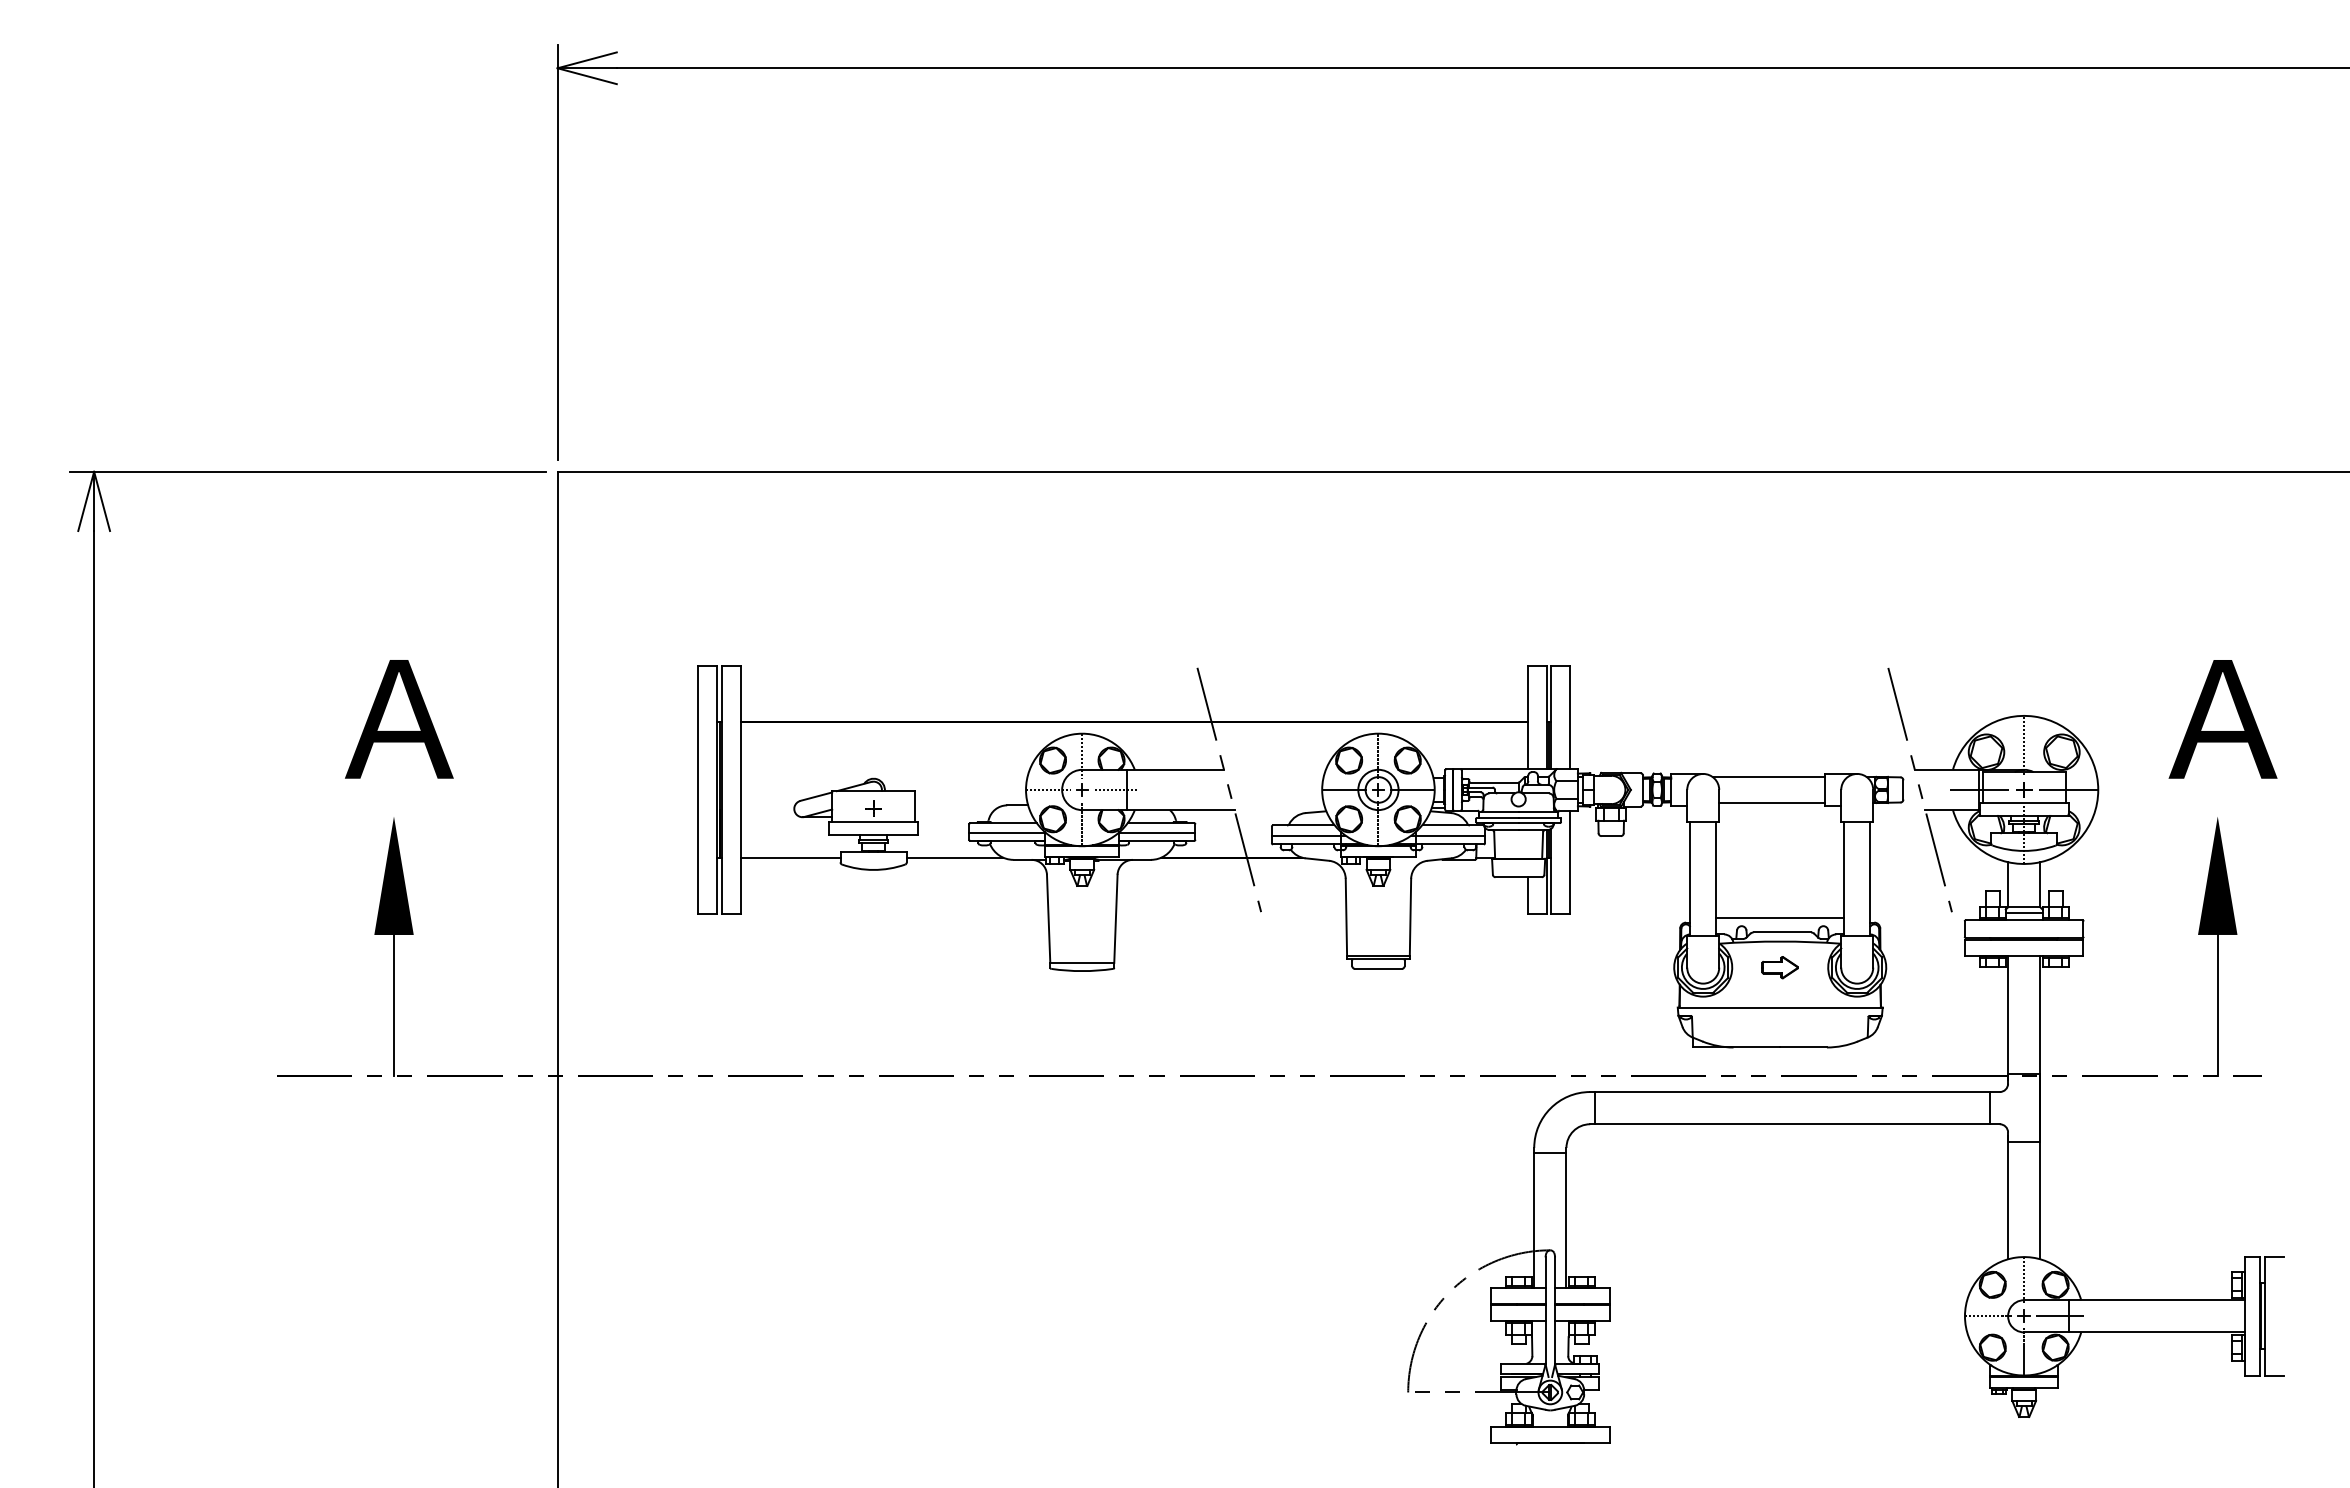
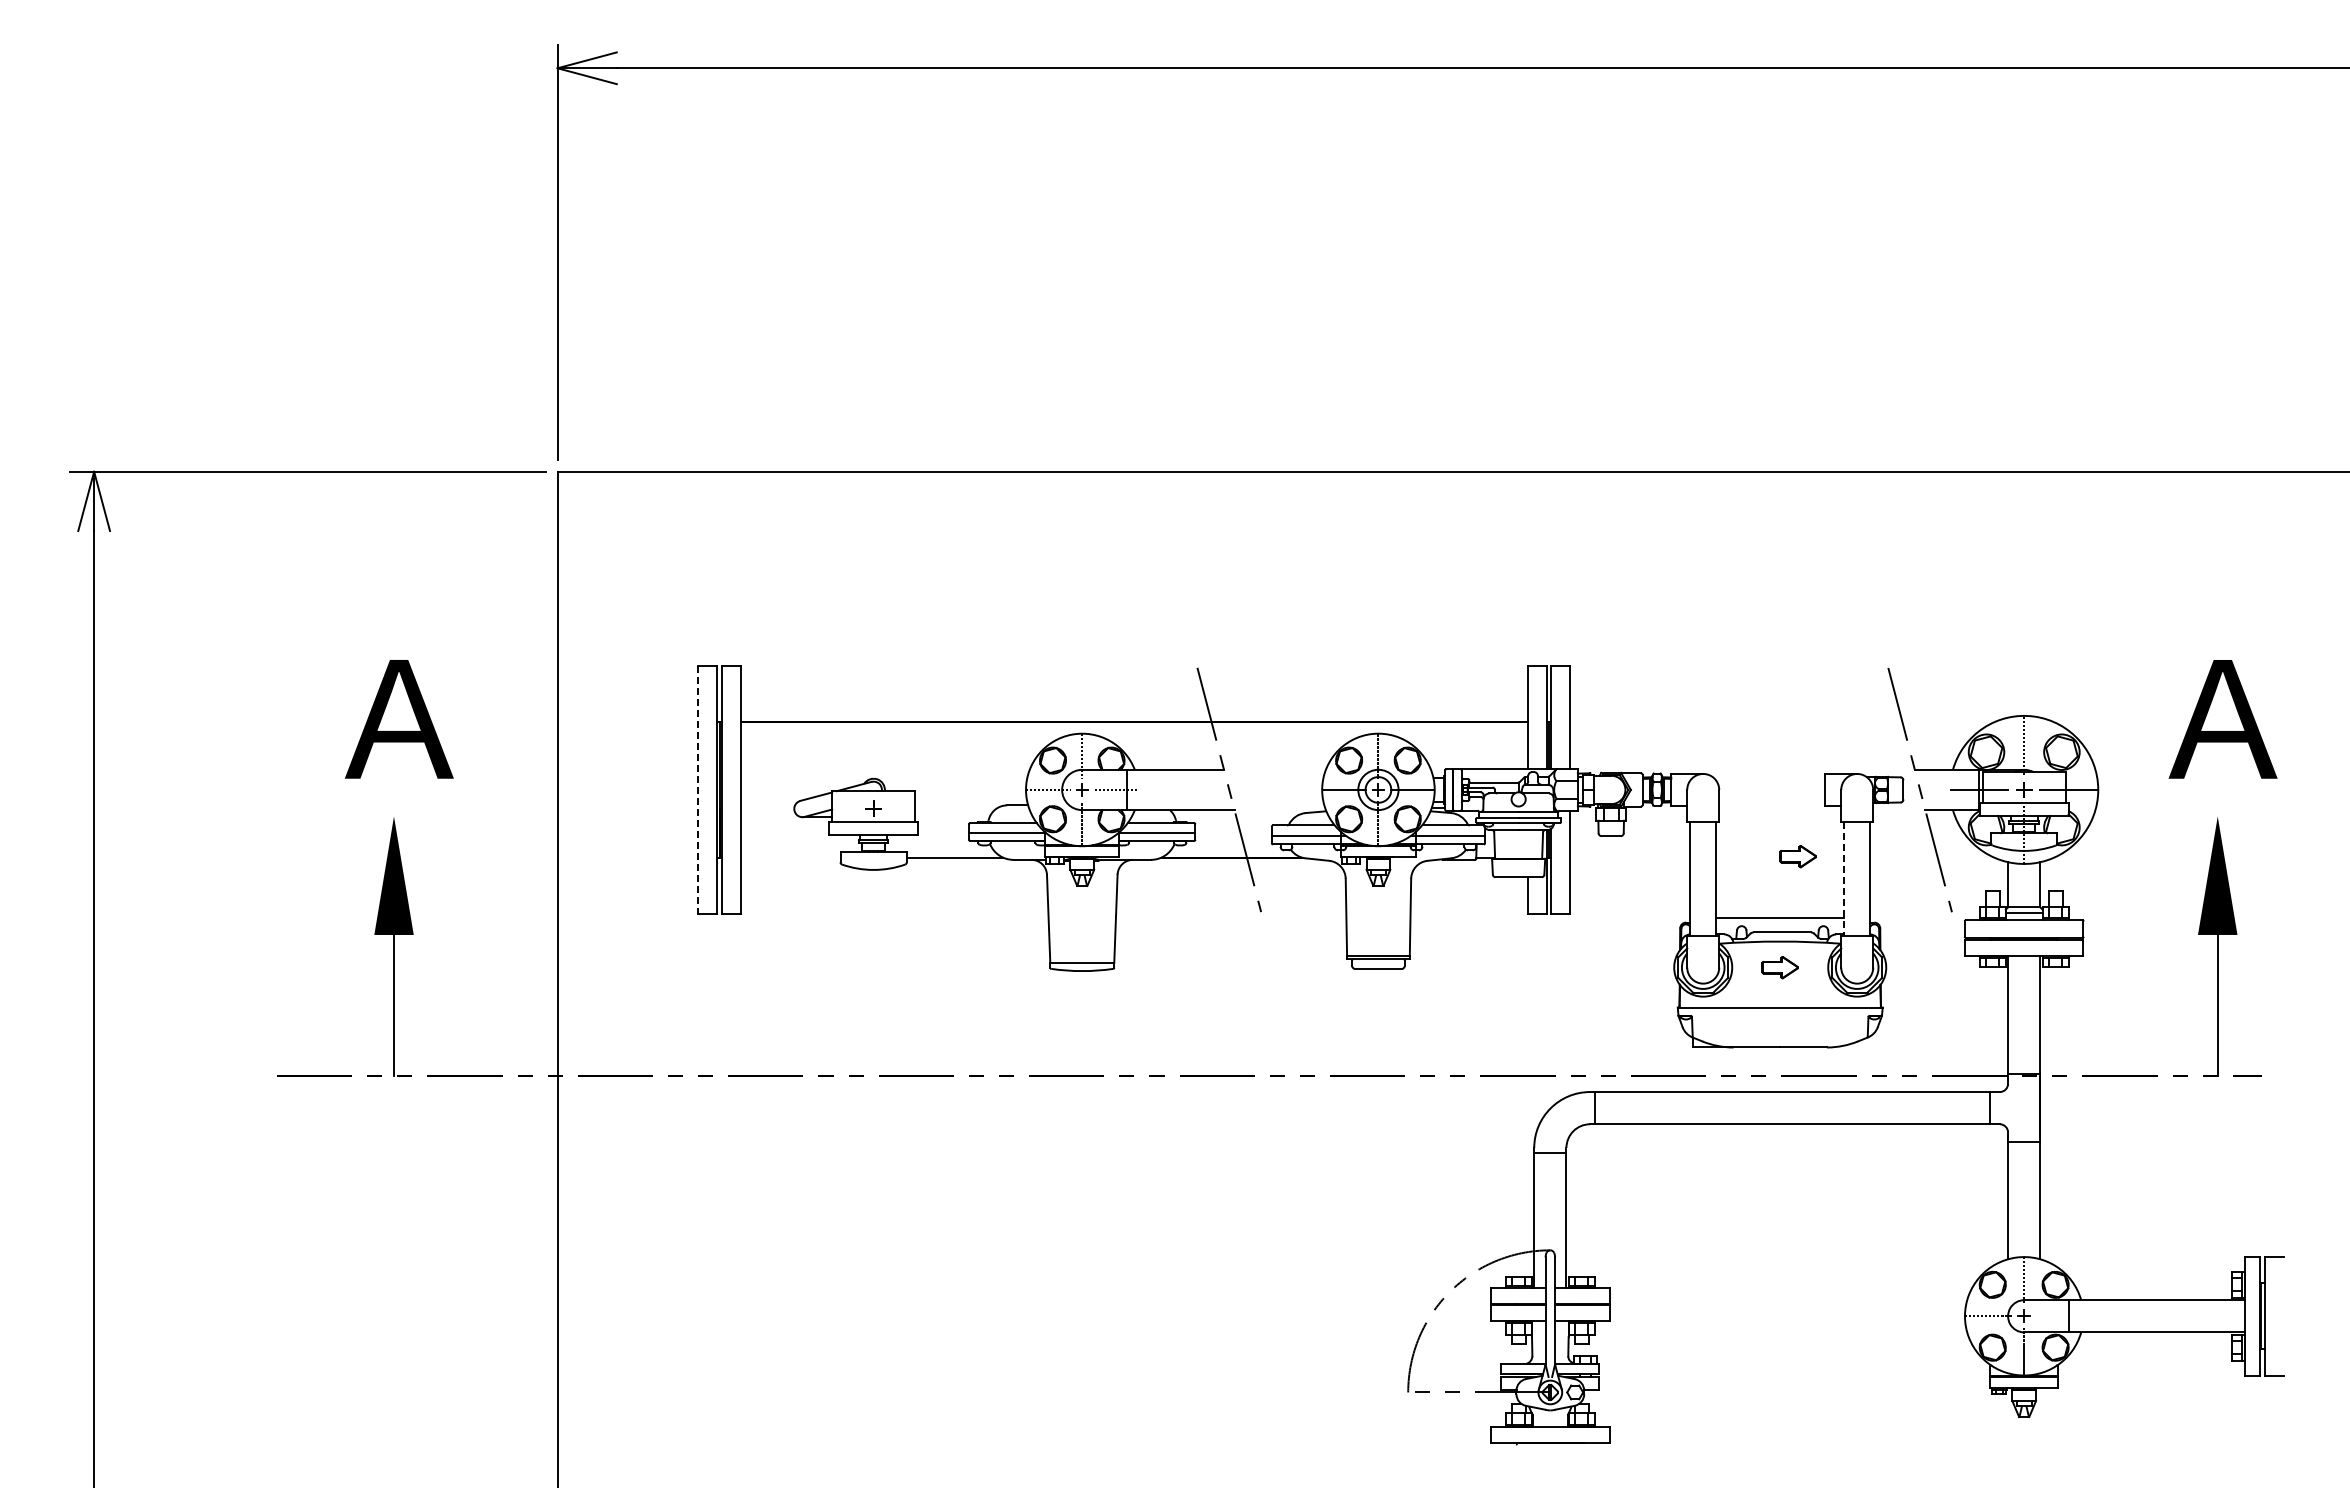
line: present -> none (1768, 777)
line: solid -> dashed (698, 790)
line: present -> none (1772, 802)
part: none -> present (1797, 856)
line: present -> none (790, 857)
line: solid -> dashed (1844, 878)
line: present -> none (2059, 1316)
